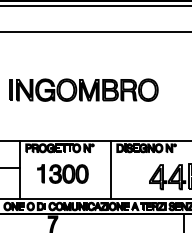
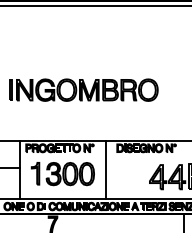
line: present -> none (95, 32)
line position: (111, 169) -> (106, 169) (106, 169)
part size: 52x20 px -> 65x25 px (62, 174)
